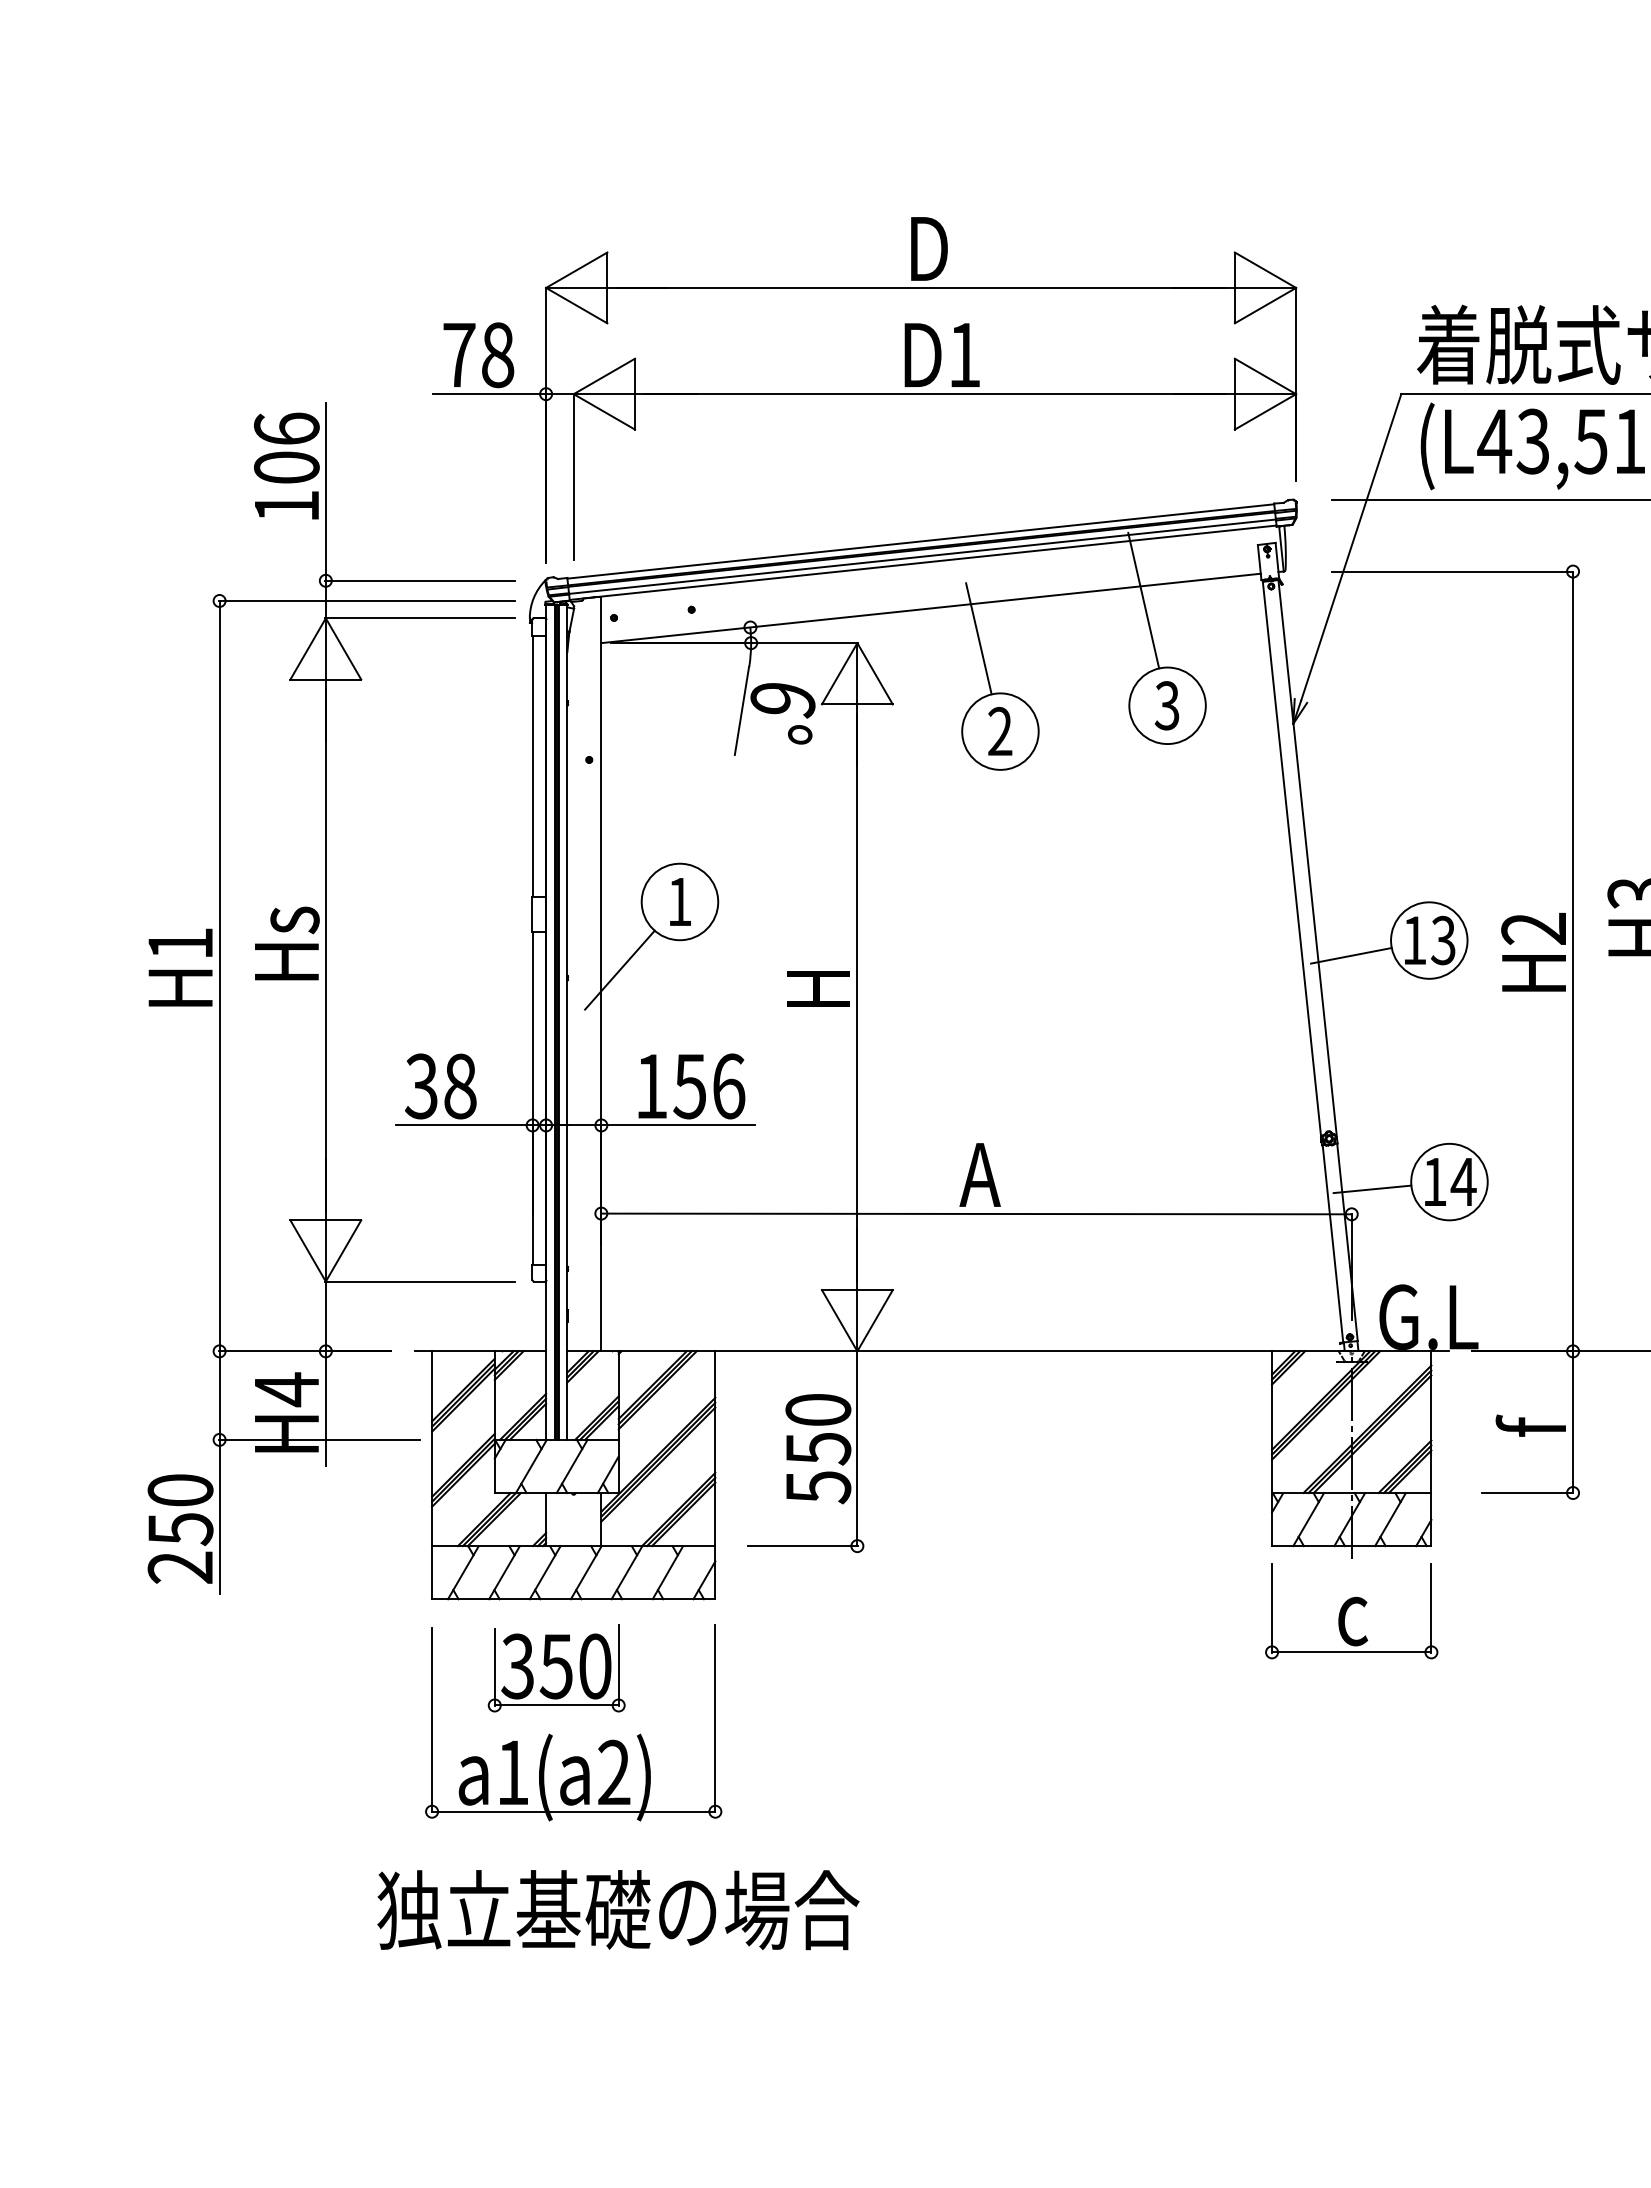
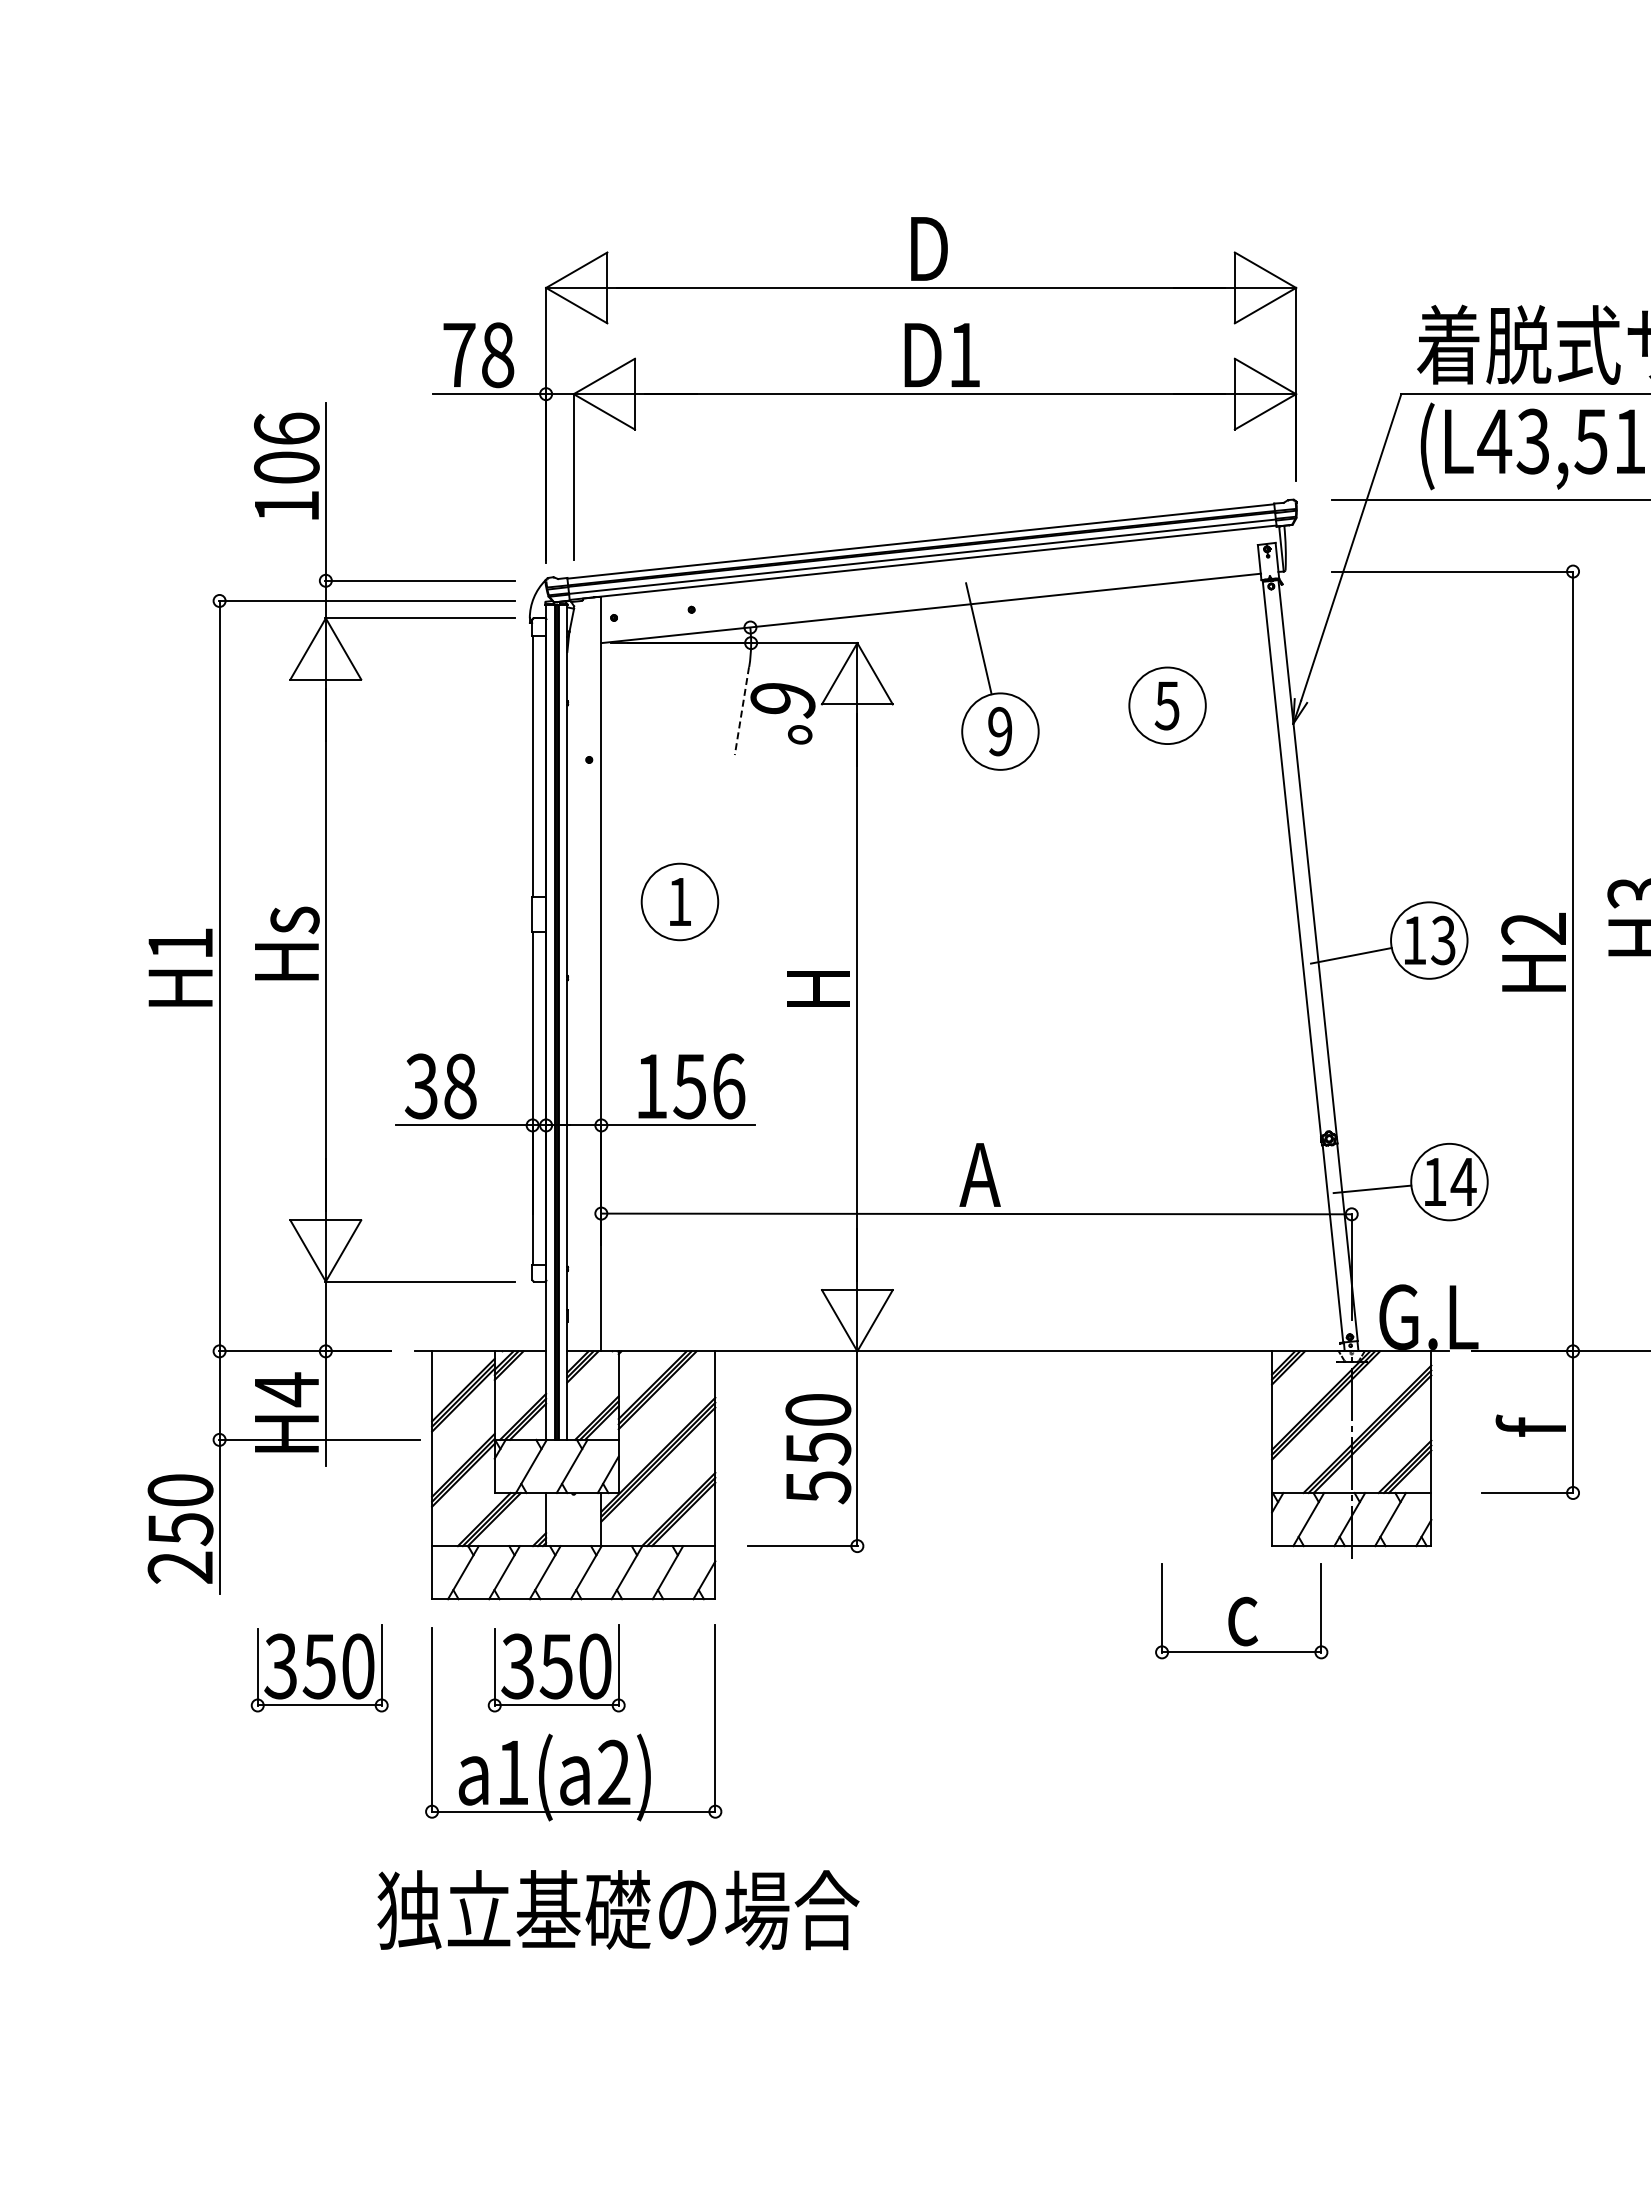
line: present -> none (1143, 600)
text: 3 -> 5 (1166, 705)
line: solid -> dashed (741, 711)
text: 2 -> 9 (1000, 731)
line: present -> none (619, 969)
part position: (1351, 1611) -> (1241, 1611) (1241, 1611)
part: none -> present (319, 1668)
